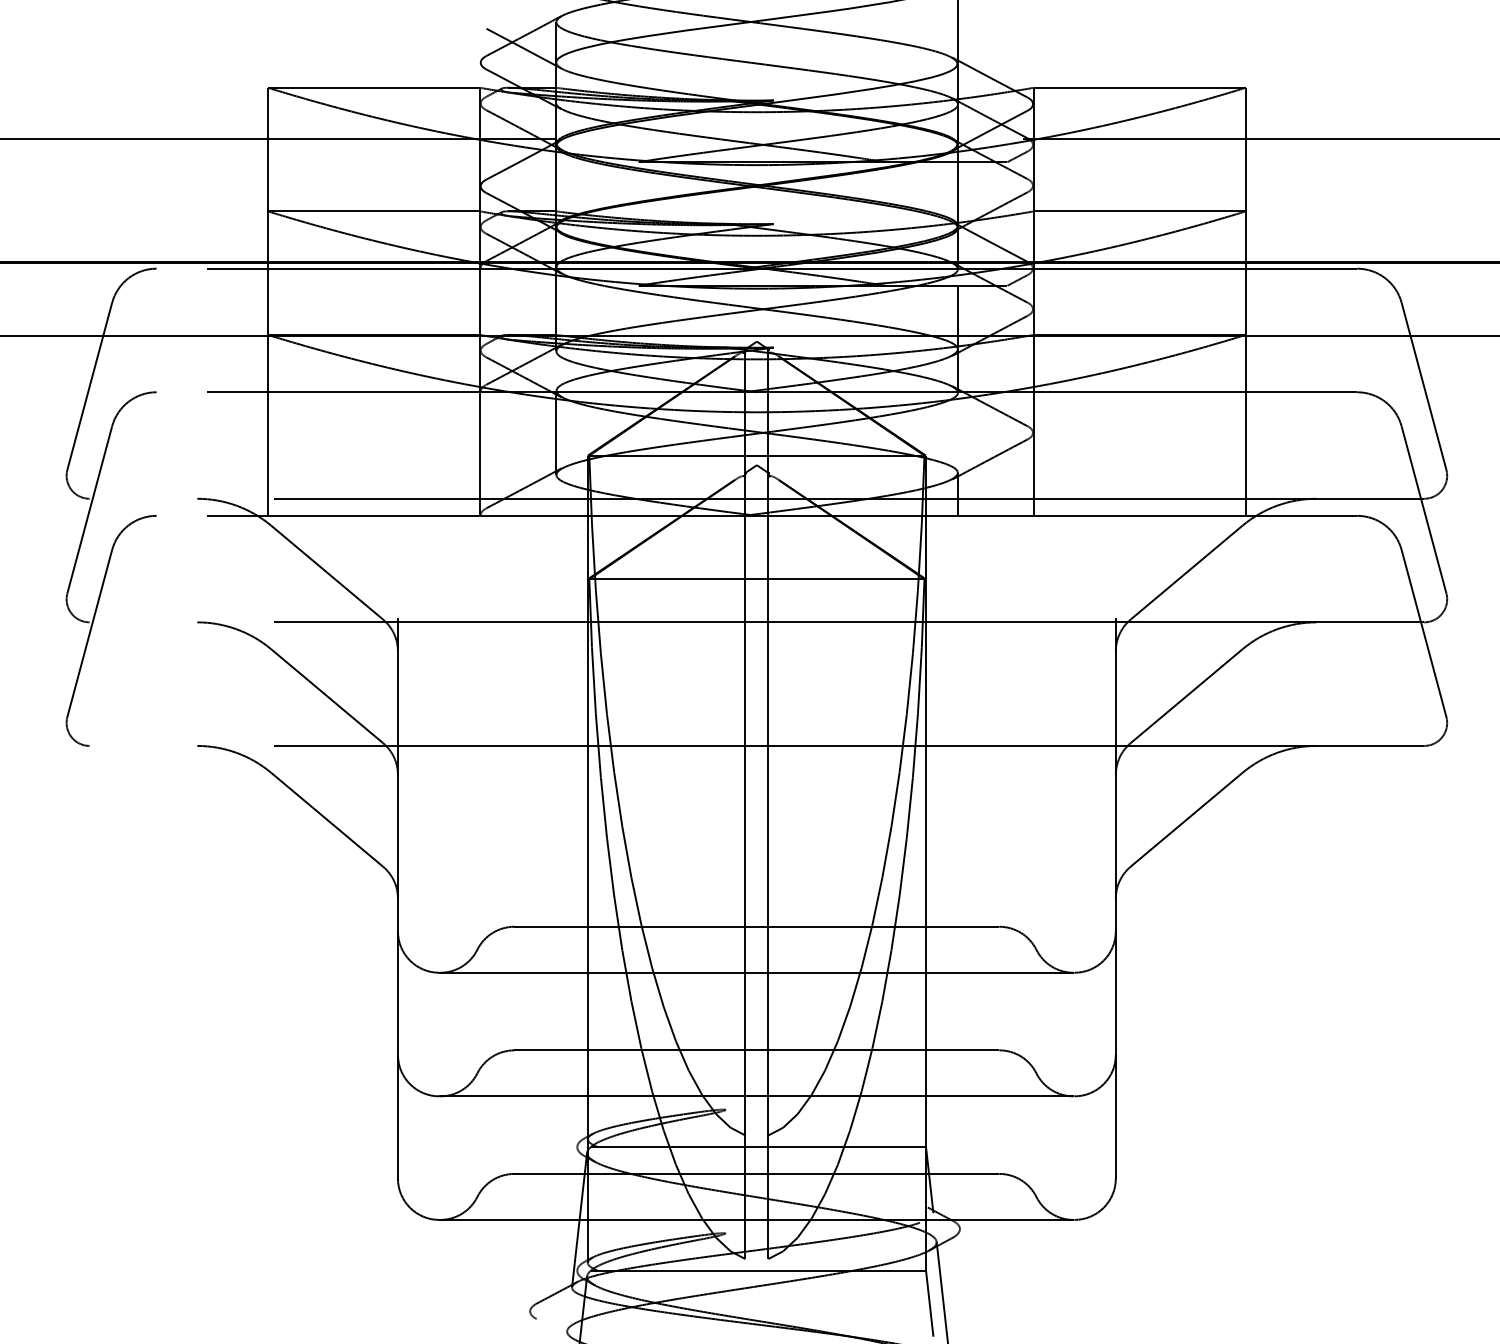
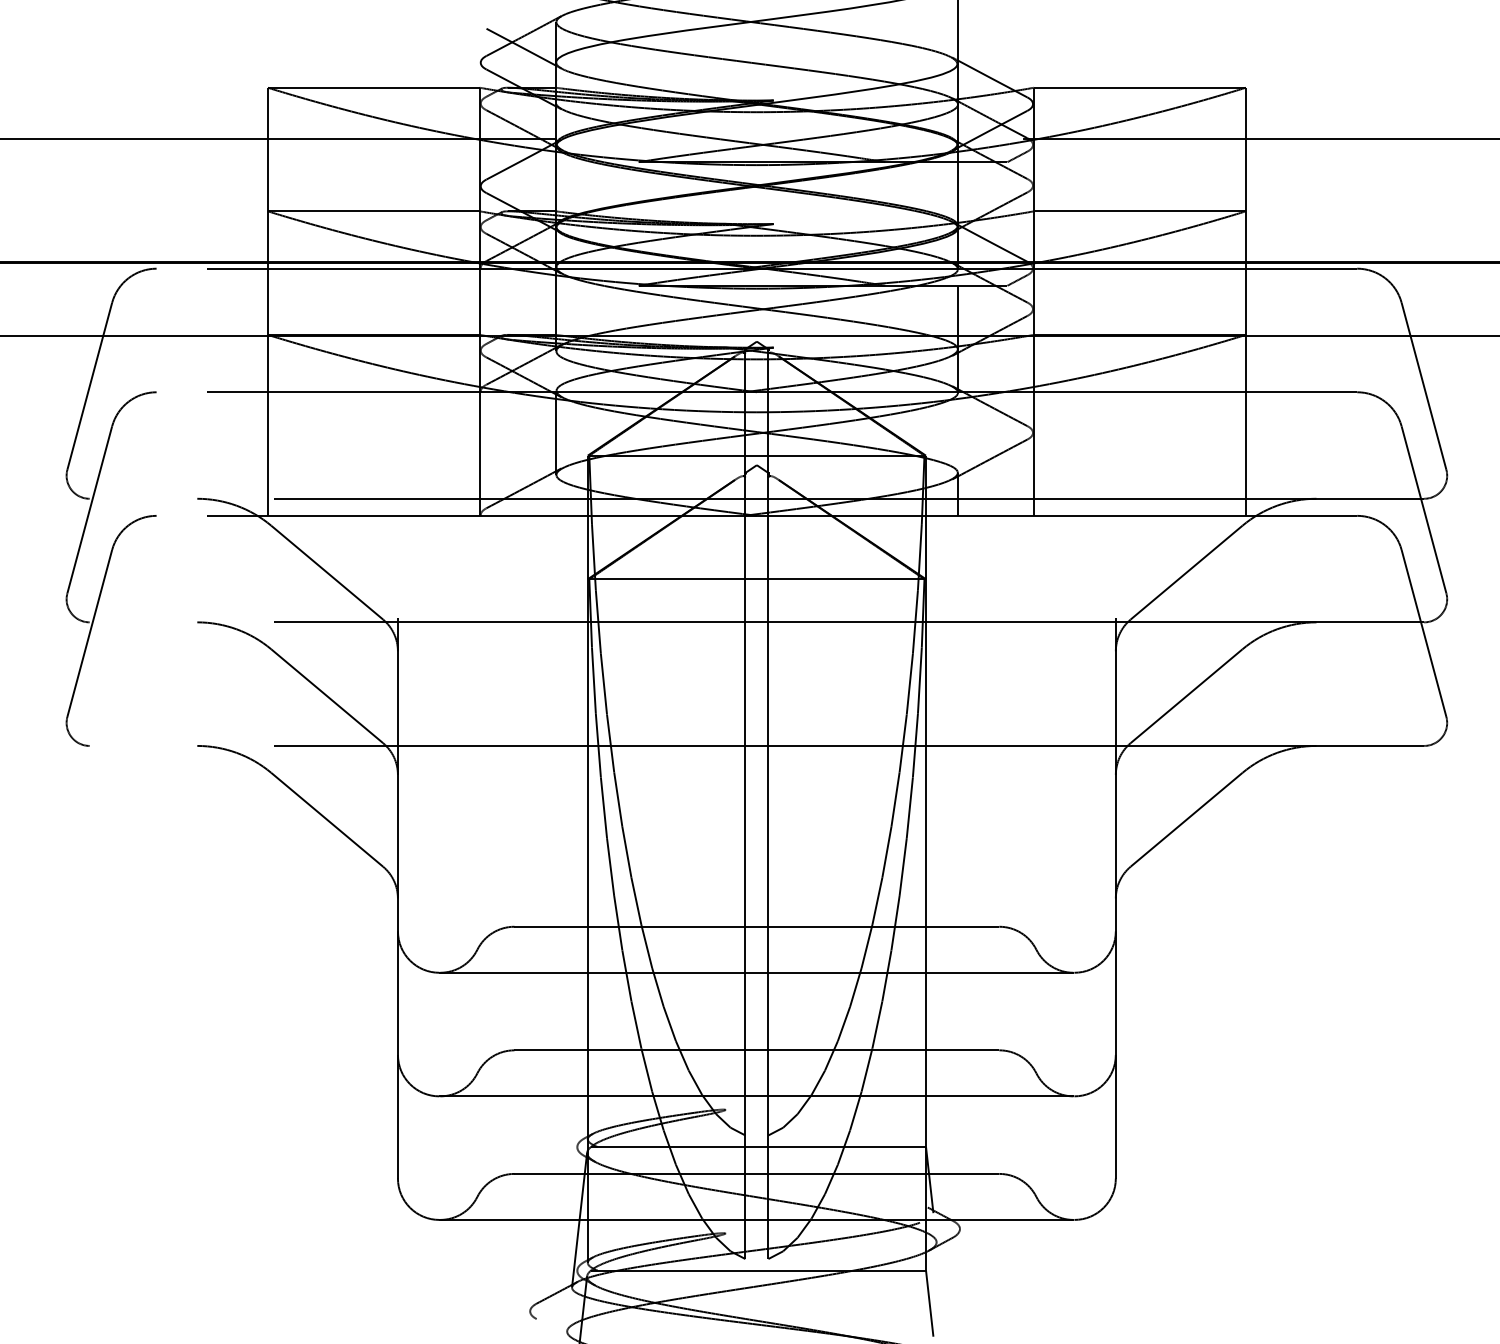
line: present -> none (941, 1290)
